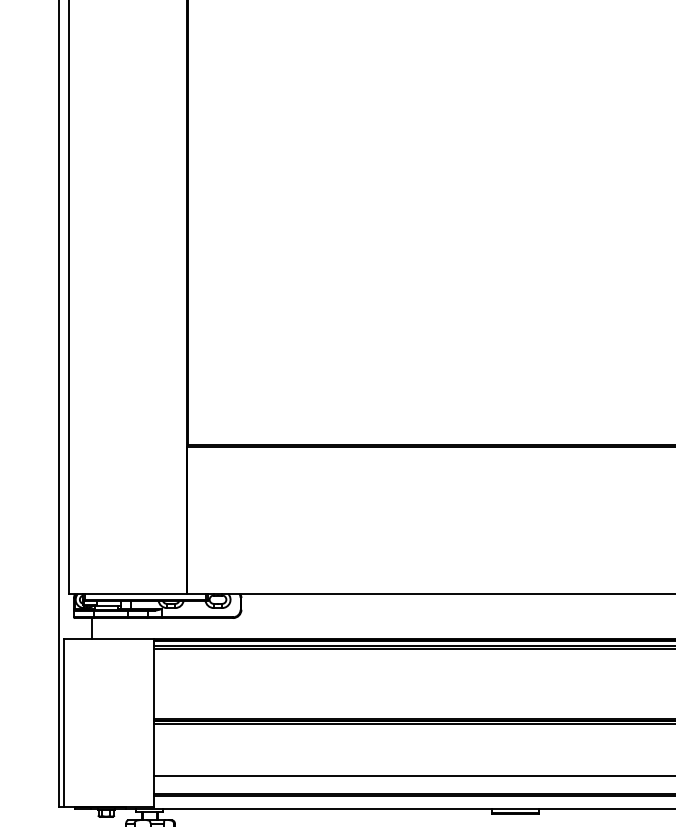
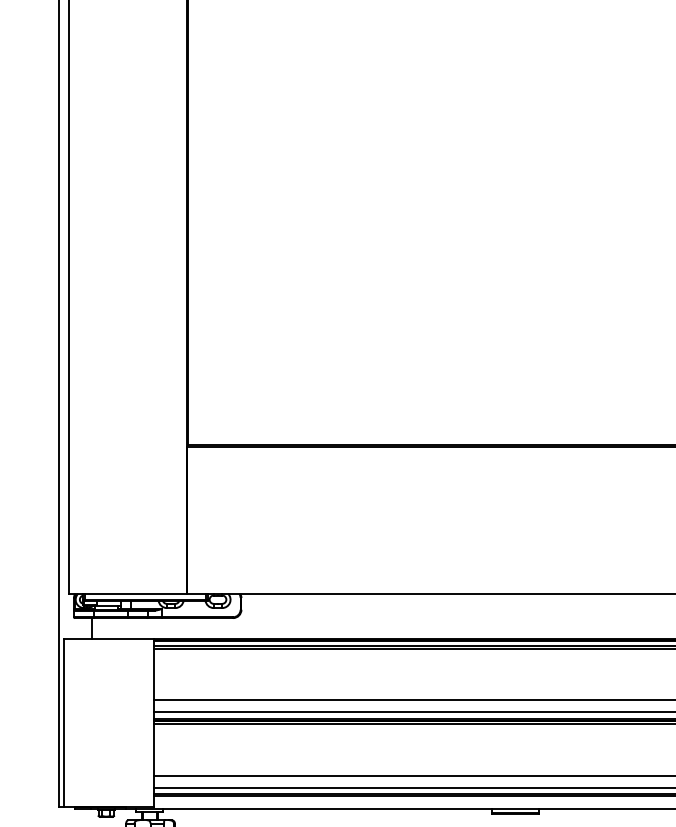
line: none -> present (413, 700)
line: none -> present (413, 712)
line: none -> present (413, 787)
